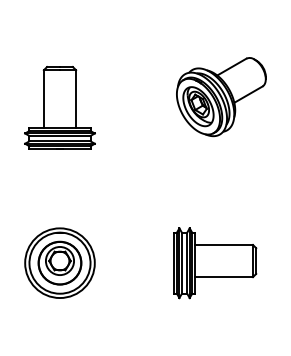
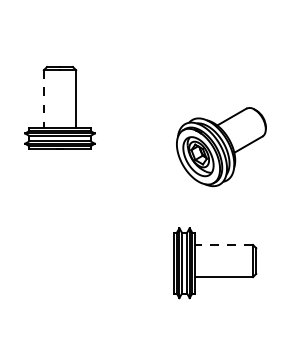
part position: (221, 97) -> (221, 147) (221, 147)
line: solid -> dashed (43, 99)
line: solid -> dashed (224, 244)
part: present -> none (59, 262)
